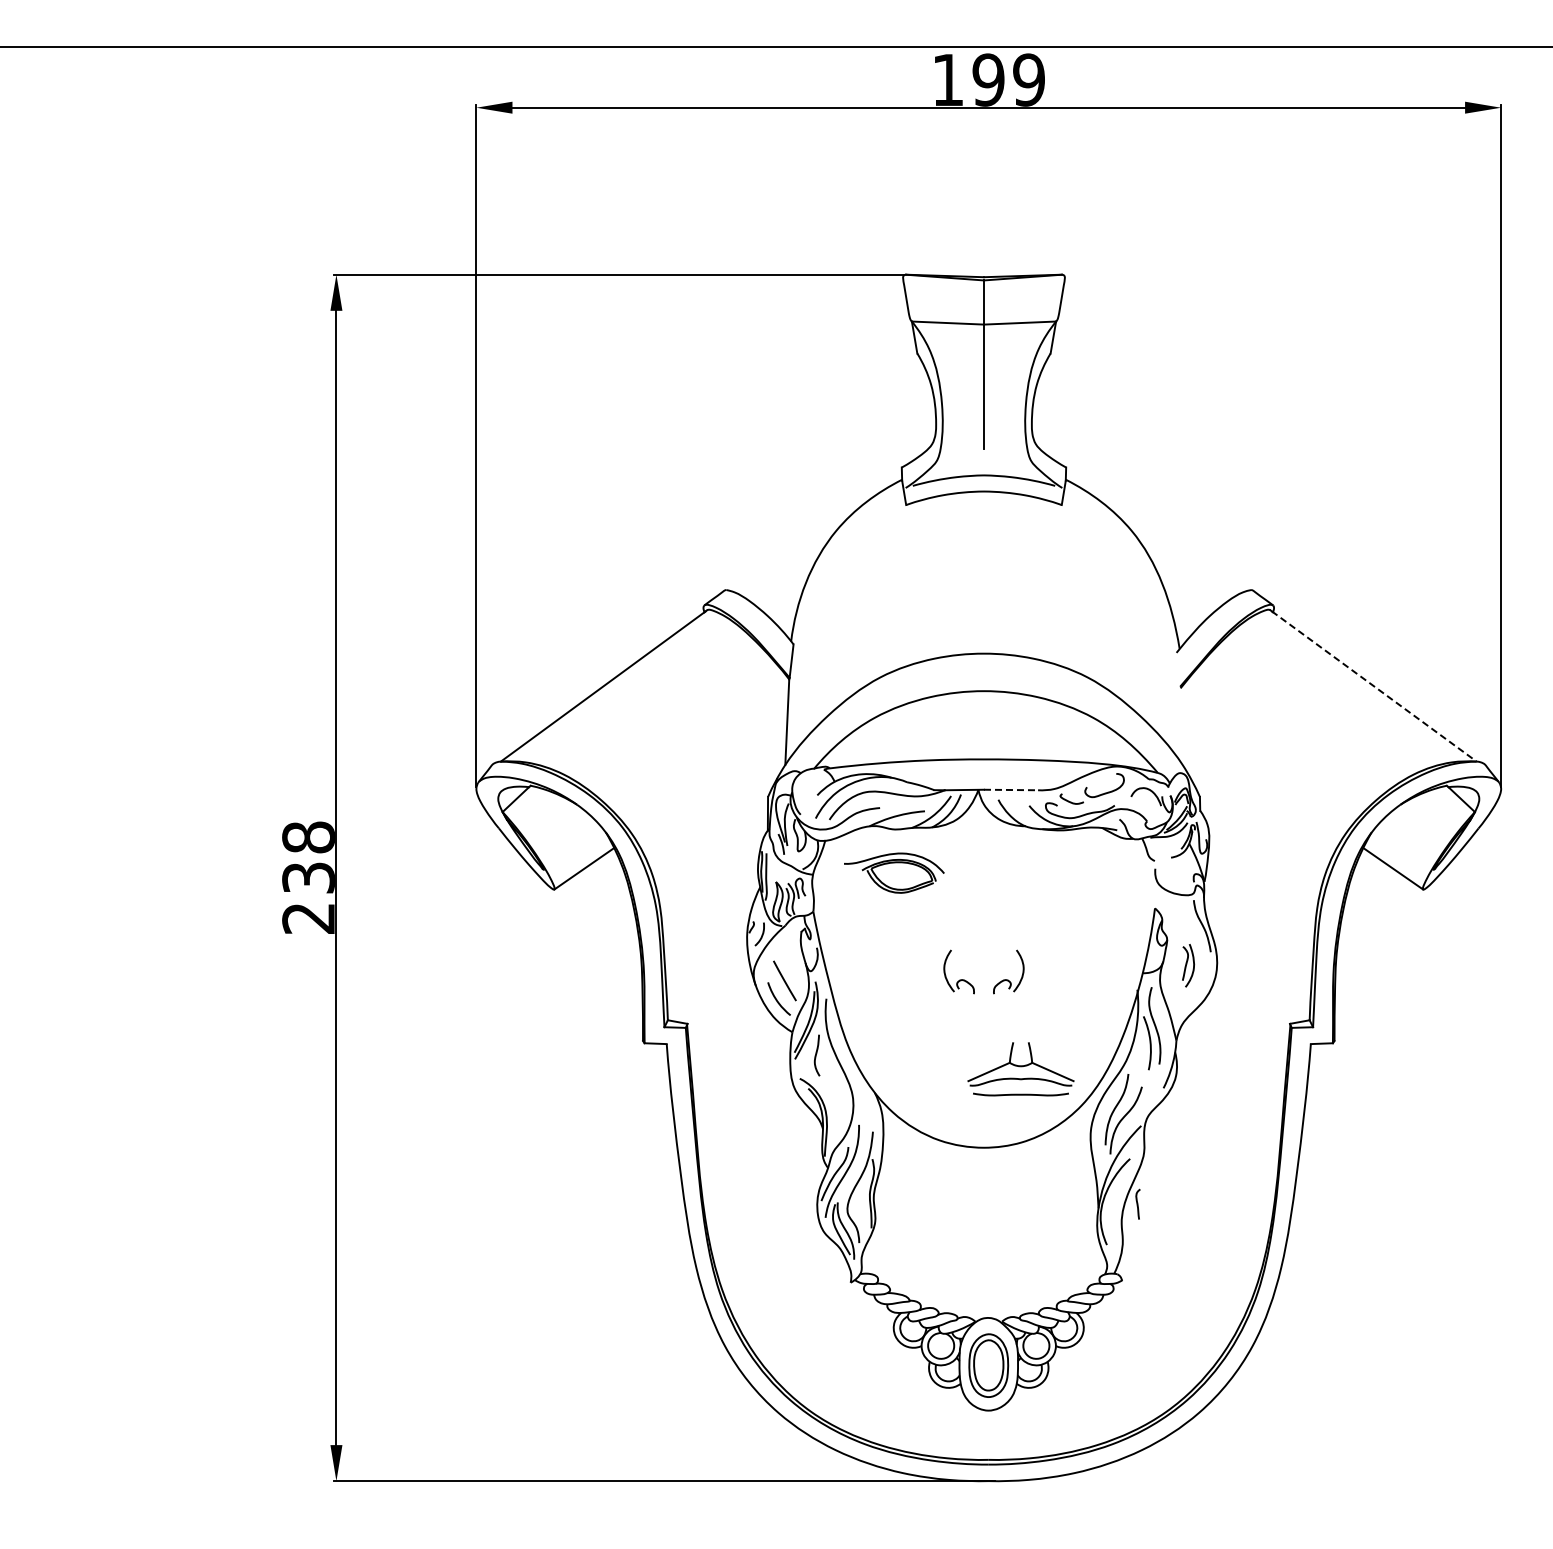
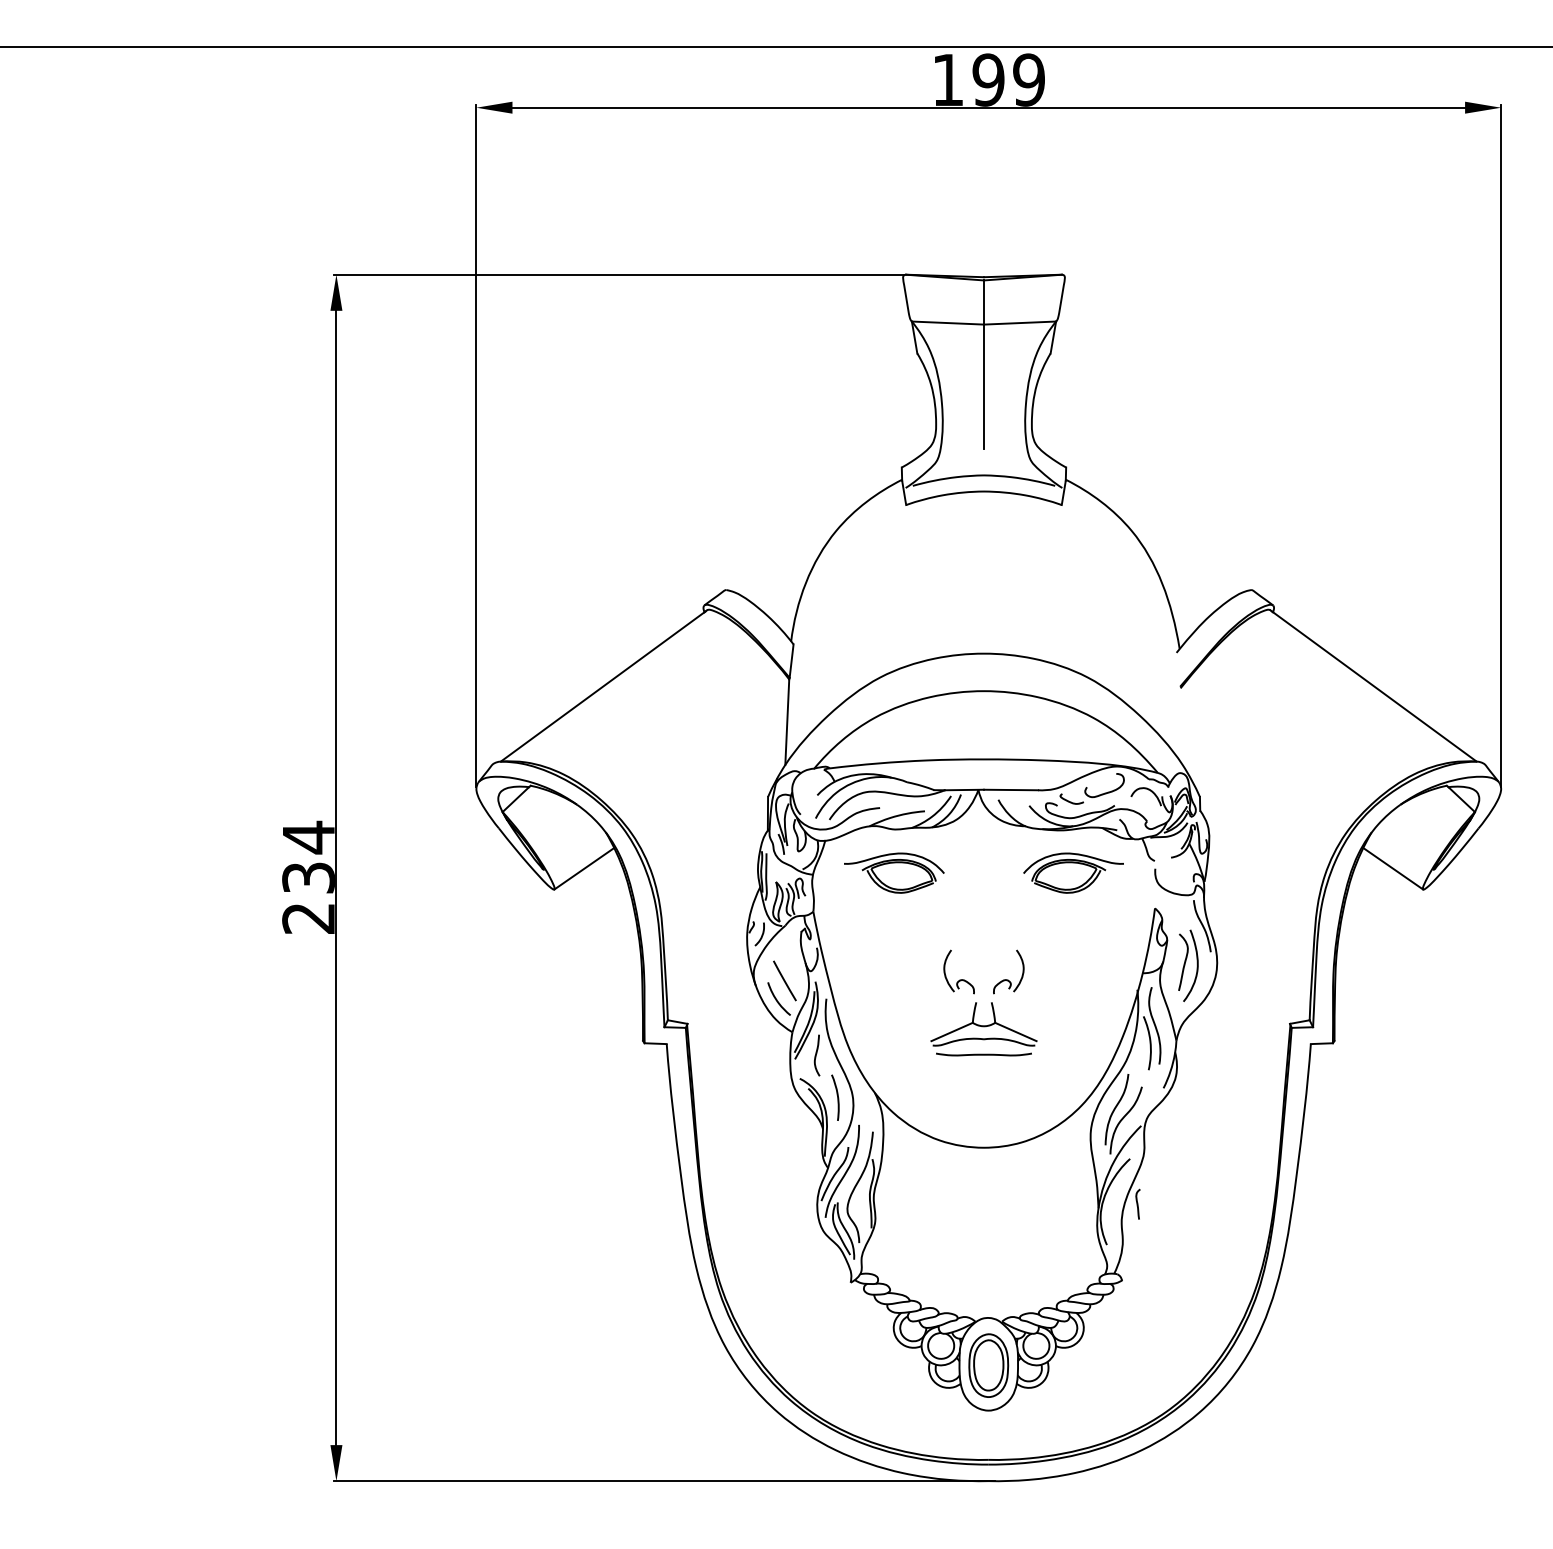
line: dashed -> solid (1374, 686)
line: dashed -> solid (1011, 790)
text: 238 -> 234 (308, 837)
part: none -> present (1073, 872)
part size: 14x44 px -> 21x73 px (1188, 965)
part position: (1020, 1069) -> (983, 1029) (983, 1029)
curve: none -> present (837, 1097)
